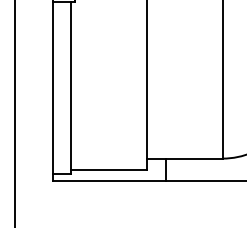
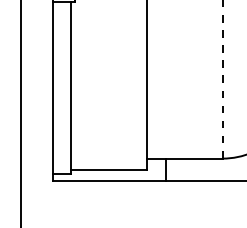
line: solid -> dashed (222, 79)
line position: (14, 113) -> (20, 113) (20, 113)
